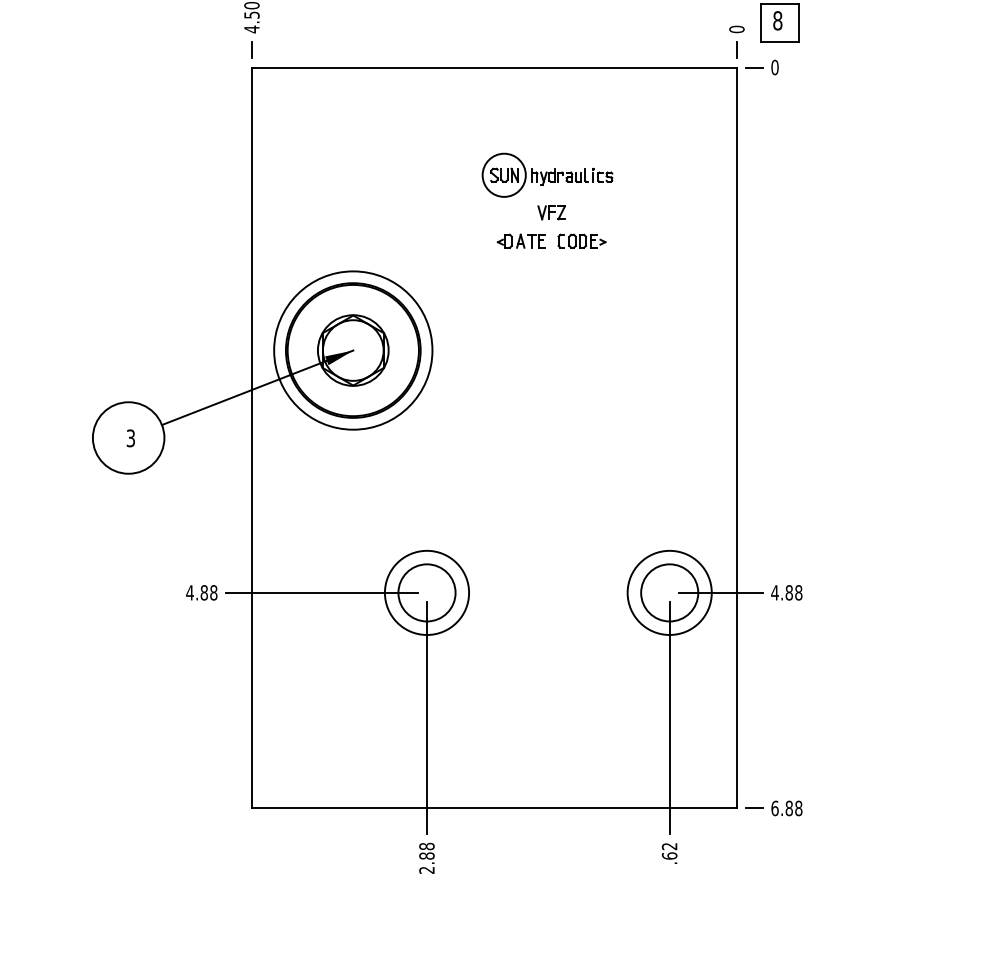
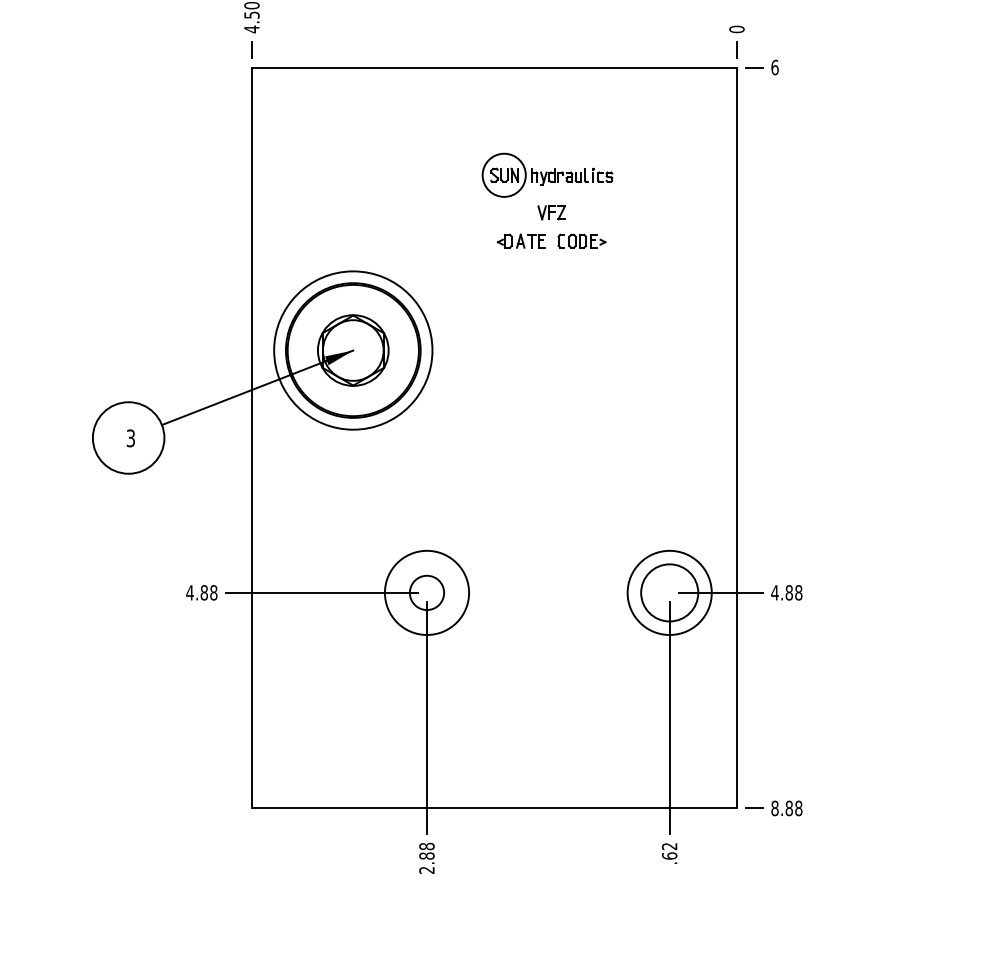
part: present -> none (779, 22)
text: 0 -> 6 (774, 66)
circle diameter: 57 px -> 34 px (426, 592)
text: 6.88 -> 8.88 (774, 807)
